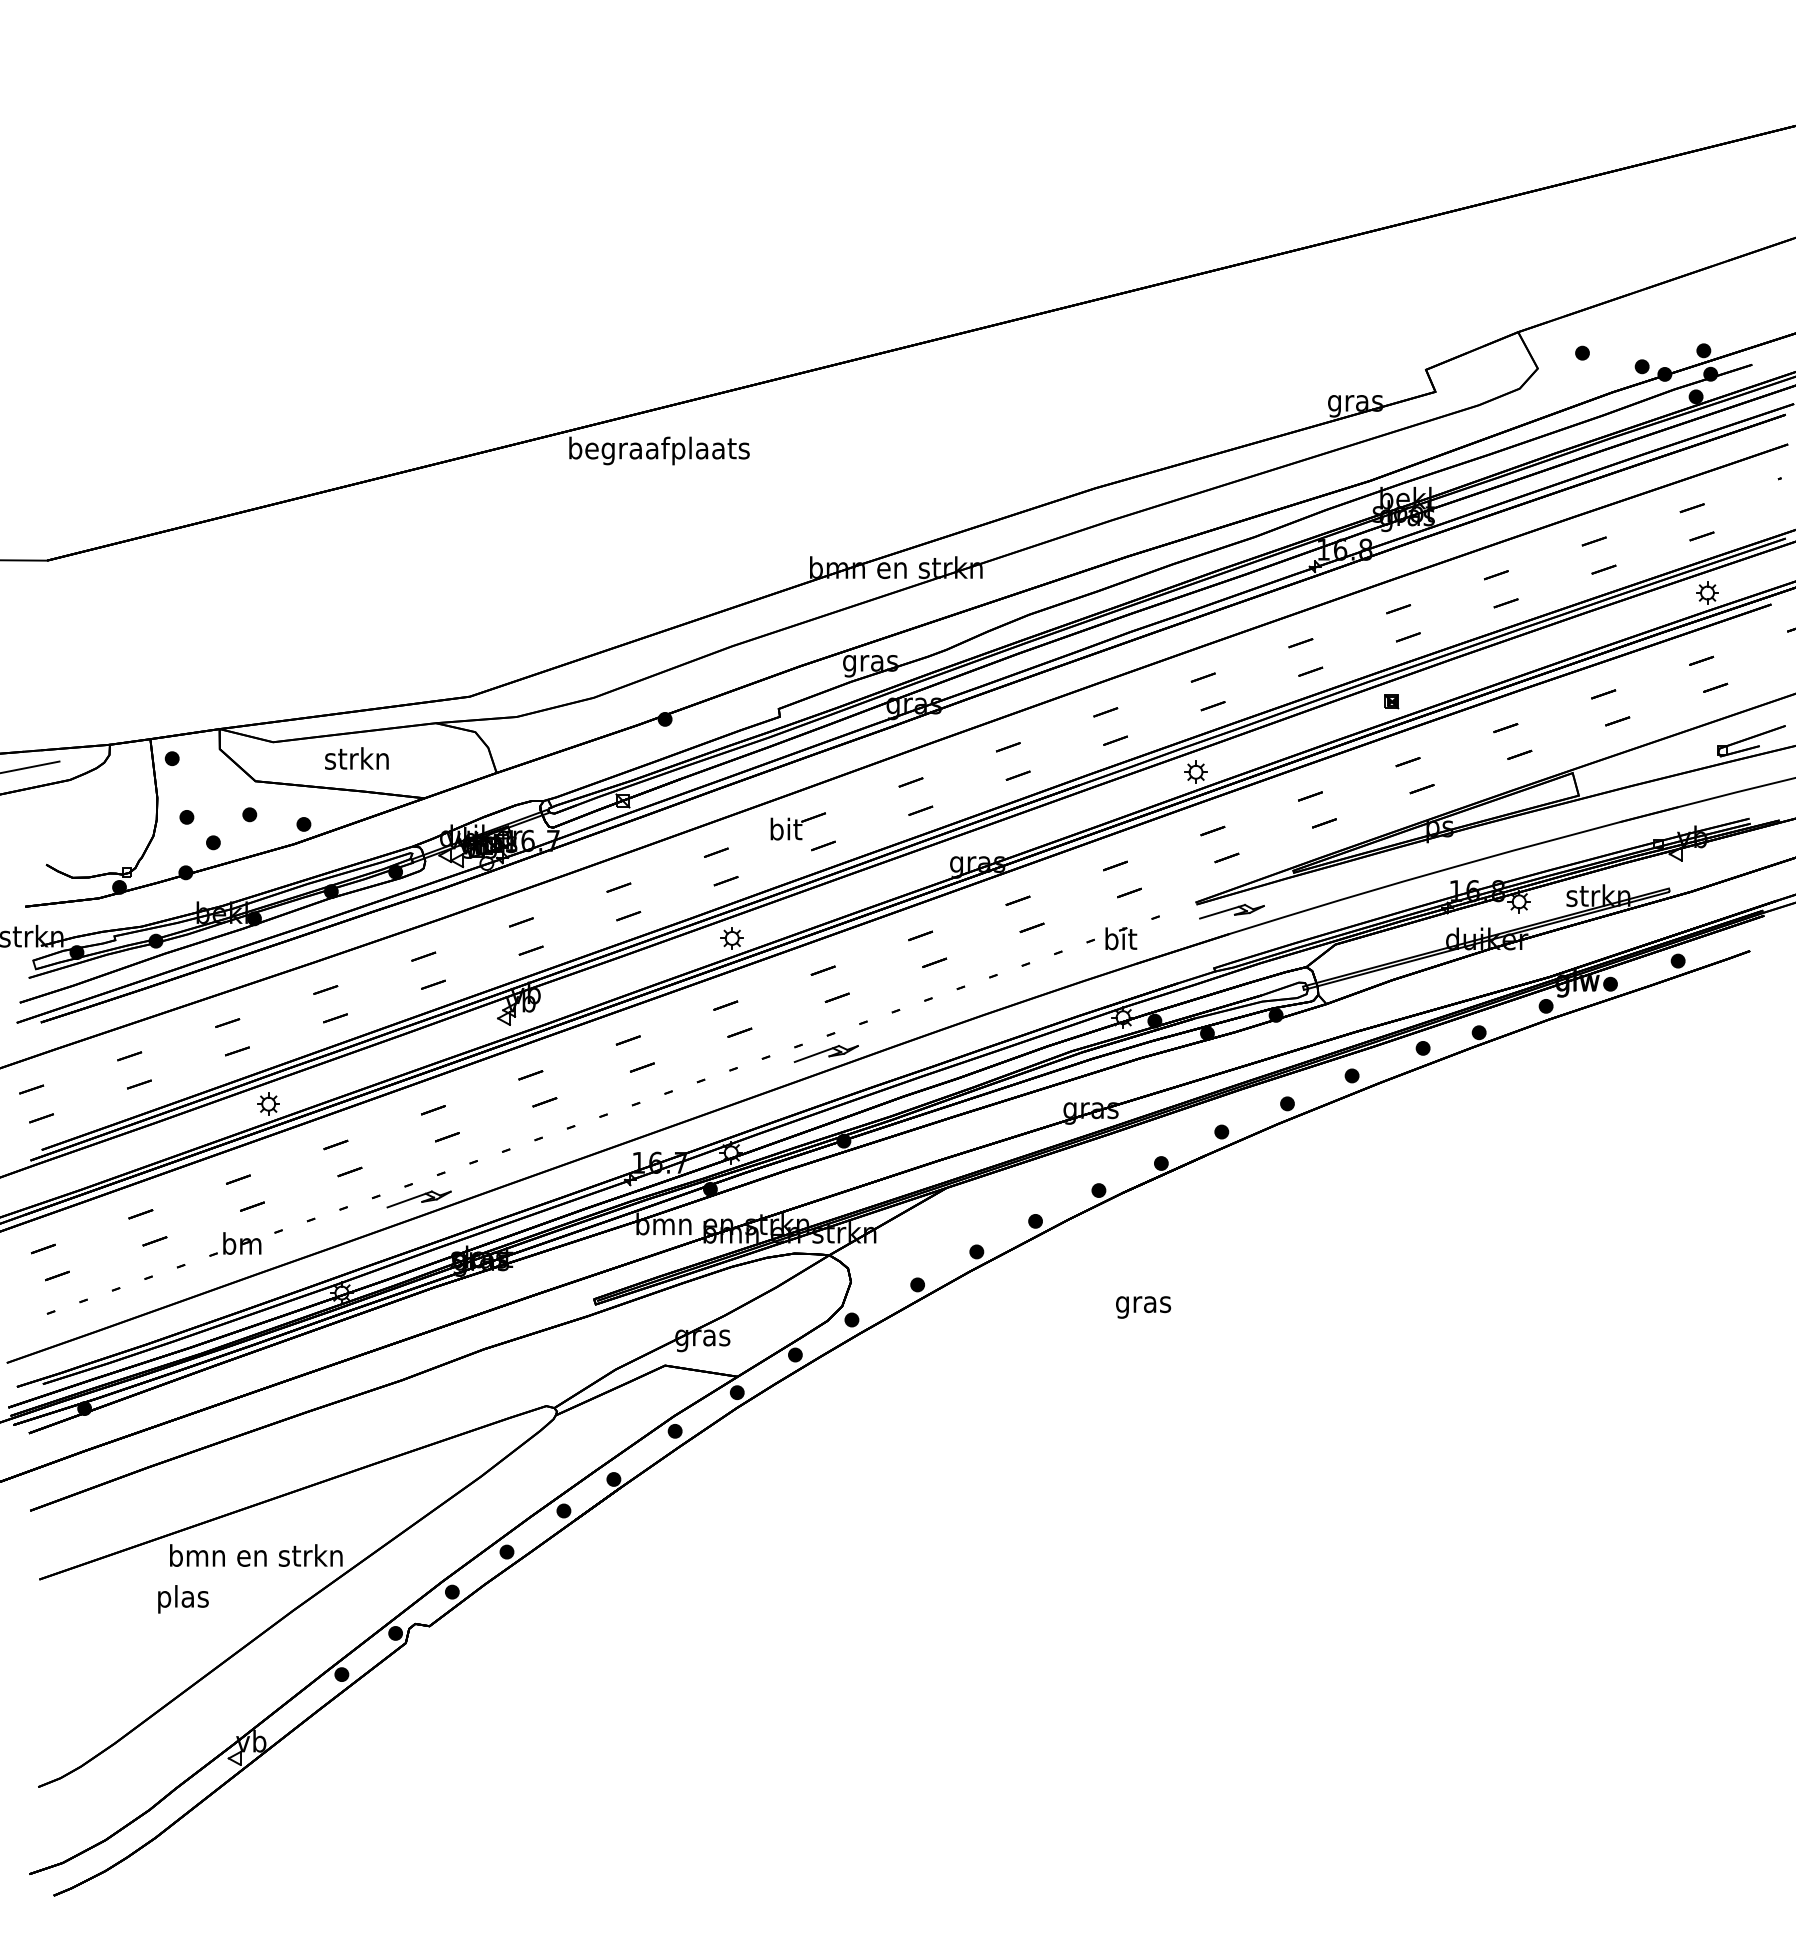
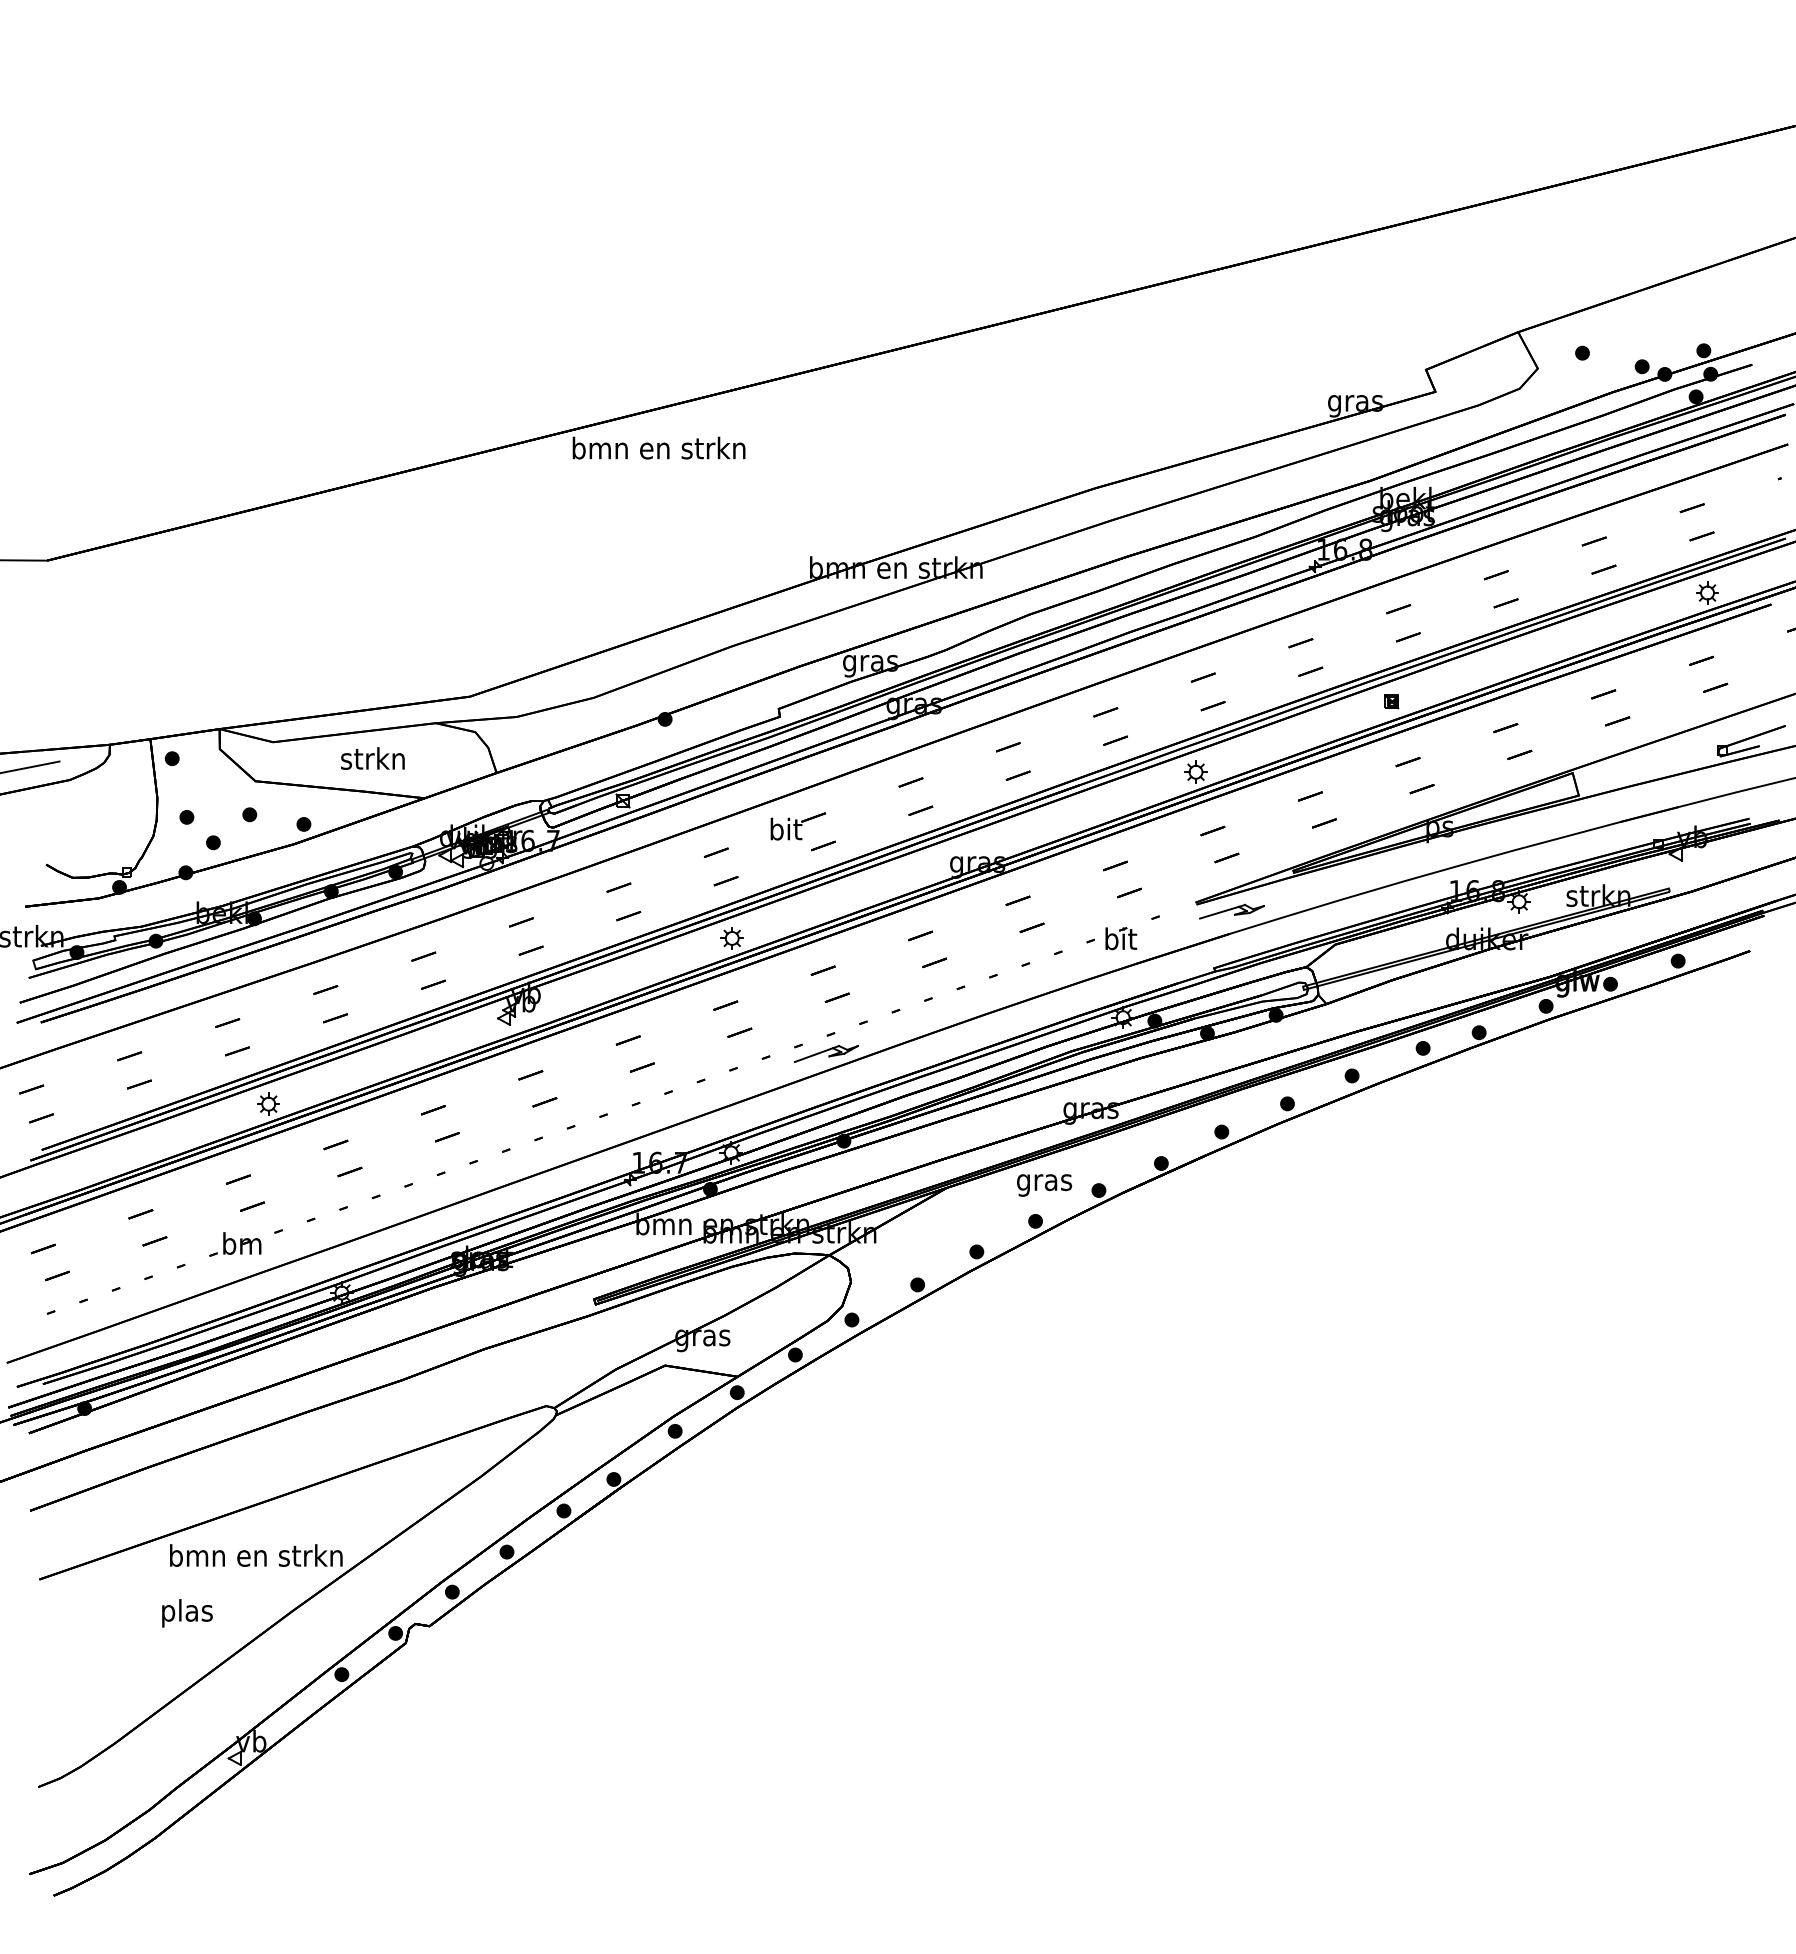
text: begraafplaats -> bmn en strkn (659, 450)
text position: (356, 758) -> (372, 758) (372, 758)
part: present -> none (418, 1199)
text position: (1143, 1307) -> (1044, 1185) (1044, 1185)
text position: (183, 1599) -> (187, 1613) (187, 1613)
